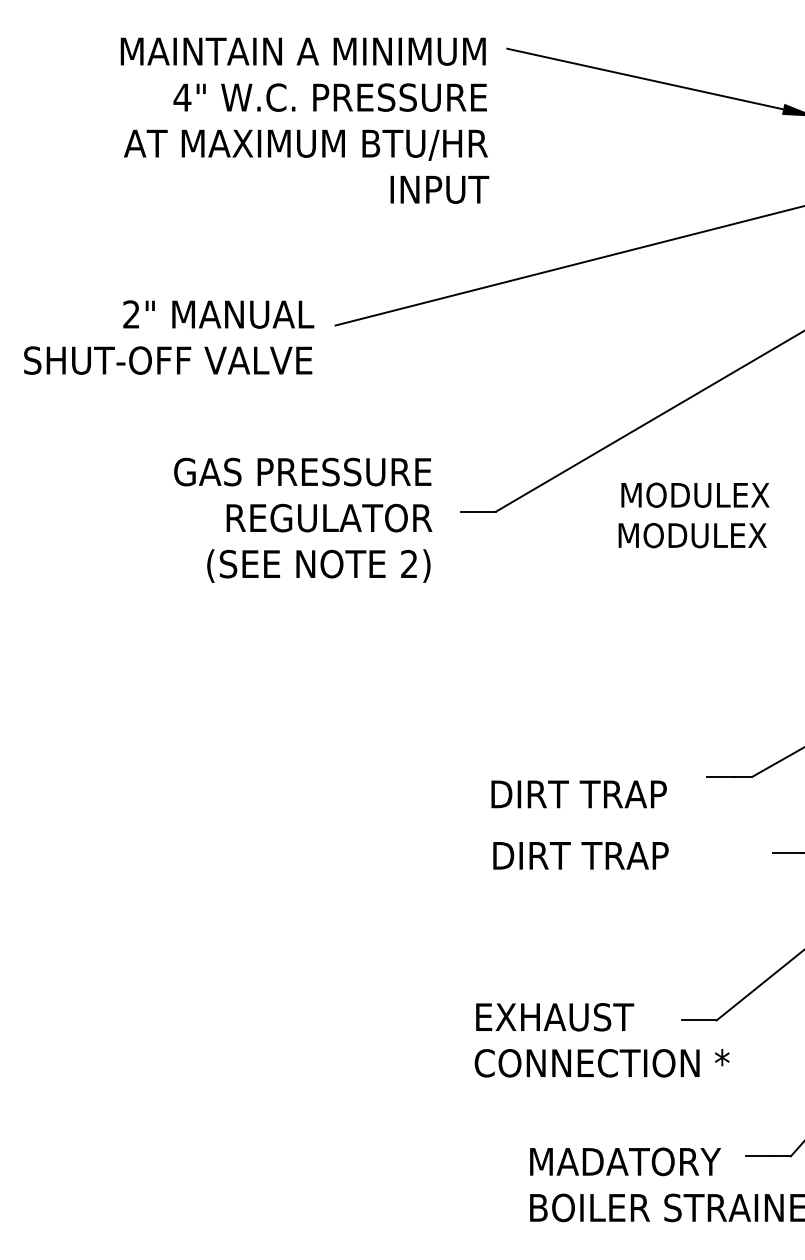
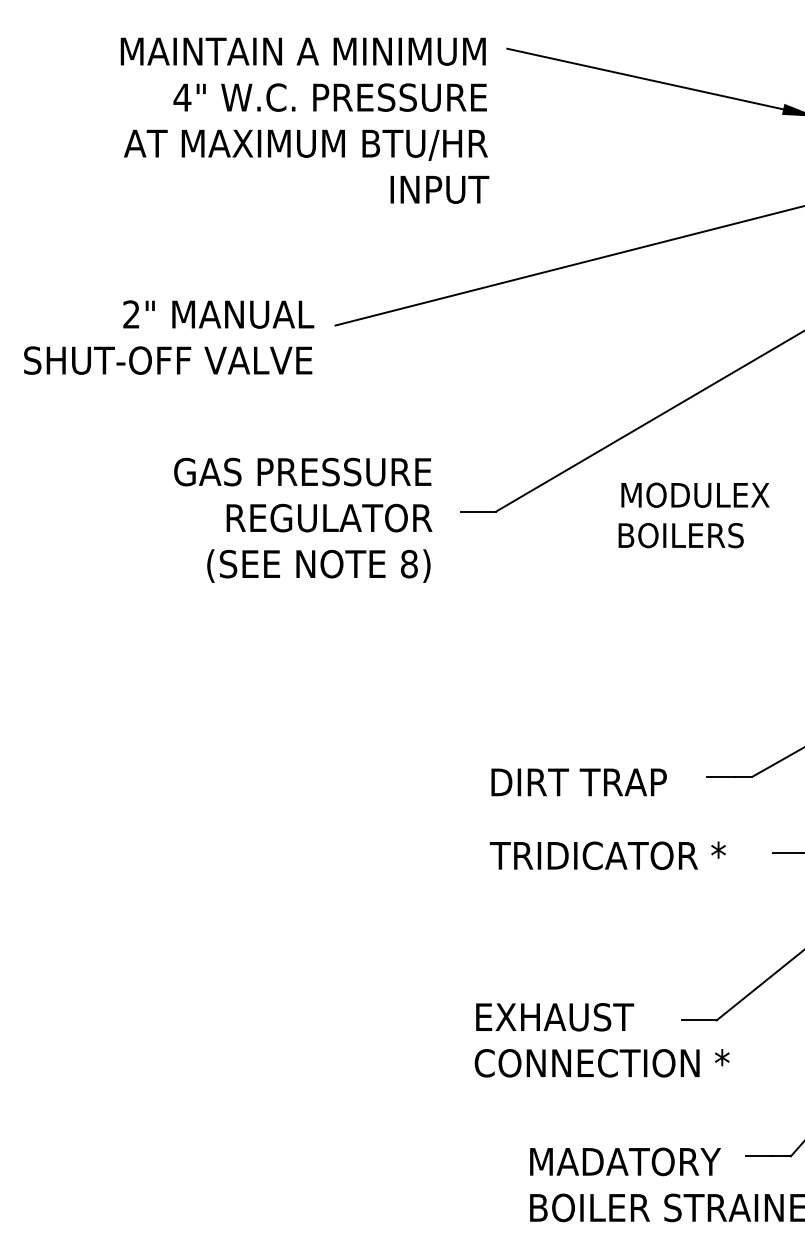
text: MODULEX -> BOILERS (693, 535)
text: 2) -> 8) (409, 564)
text position: (578, 794) -> (578, 782) (578, 782)
text: DIRT TRAP -> TRIDICATOR * (607, 855)
